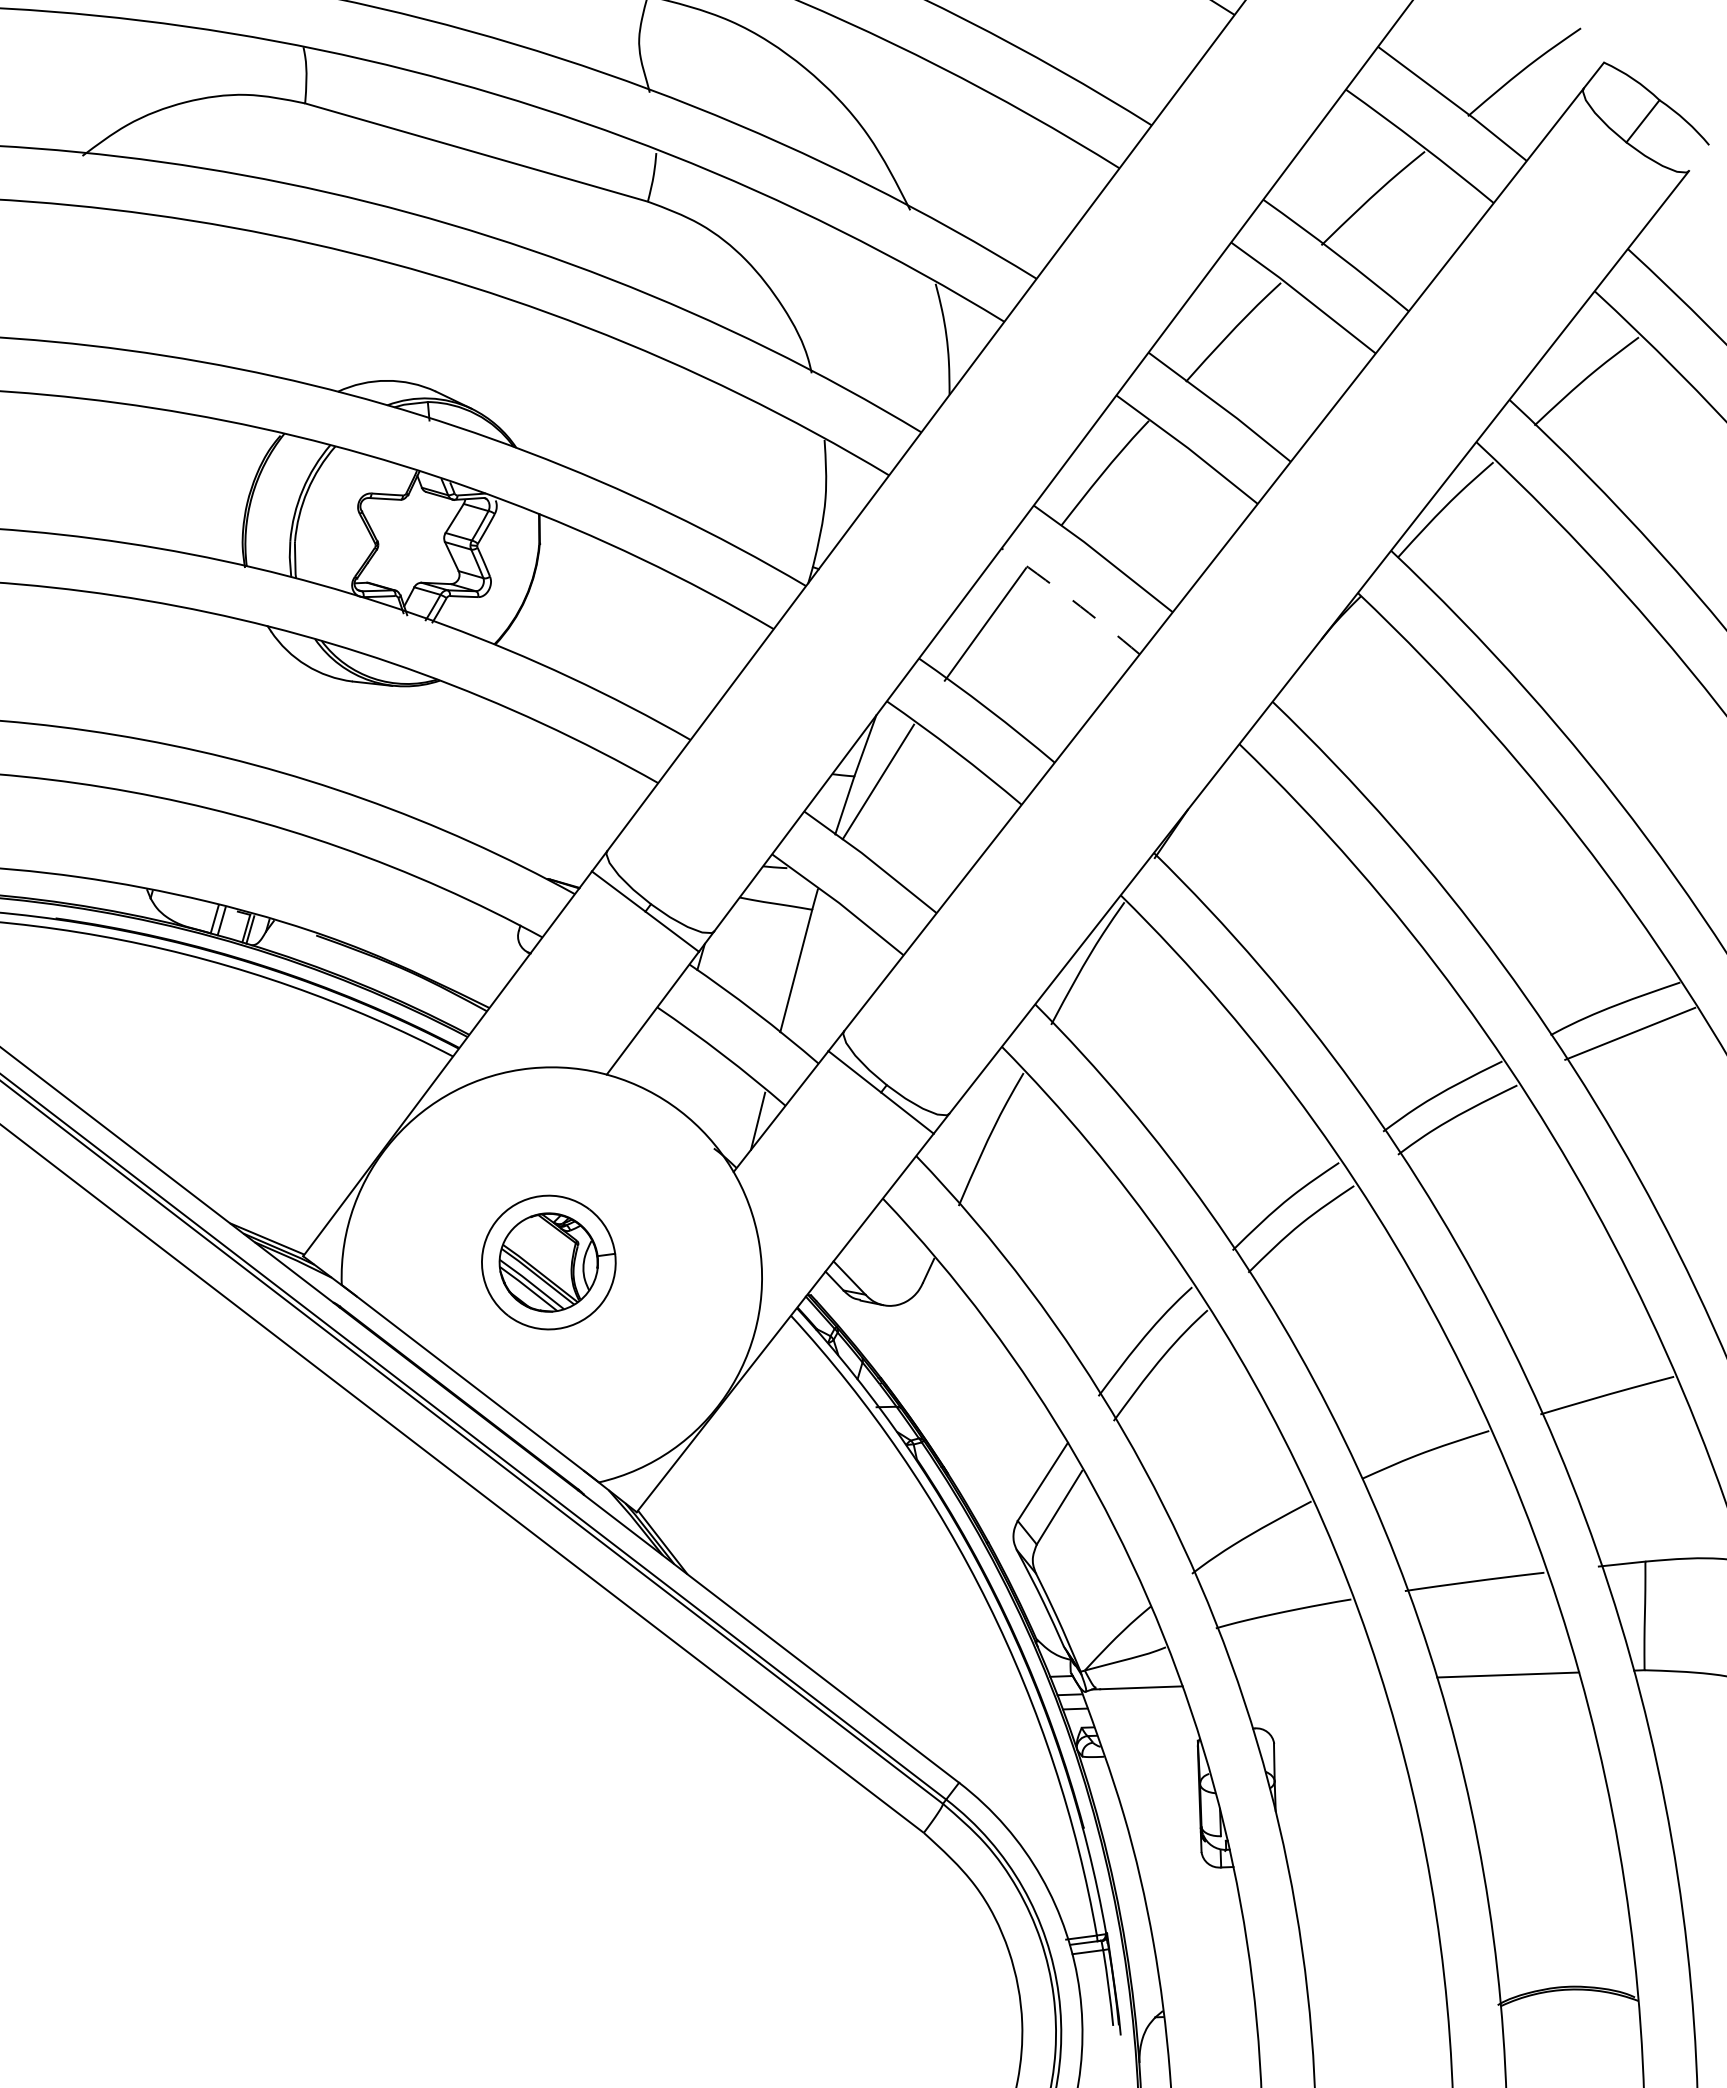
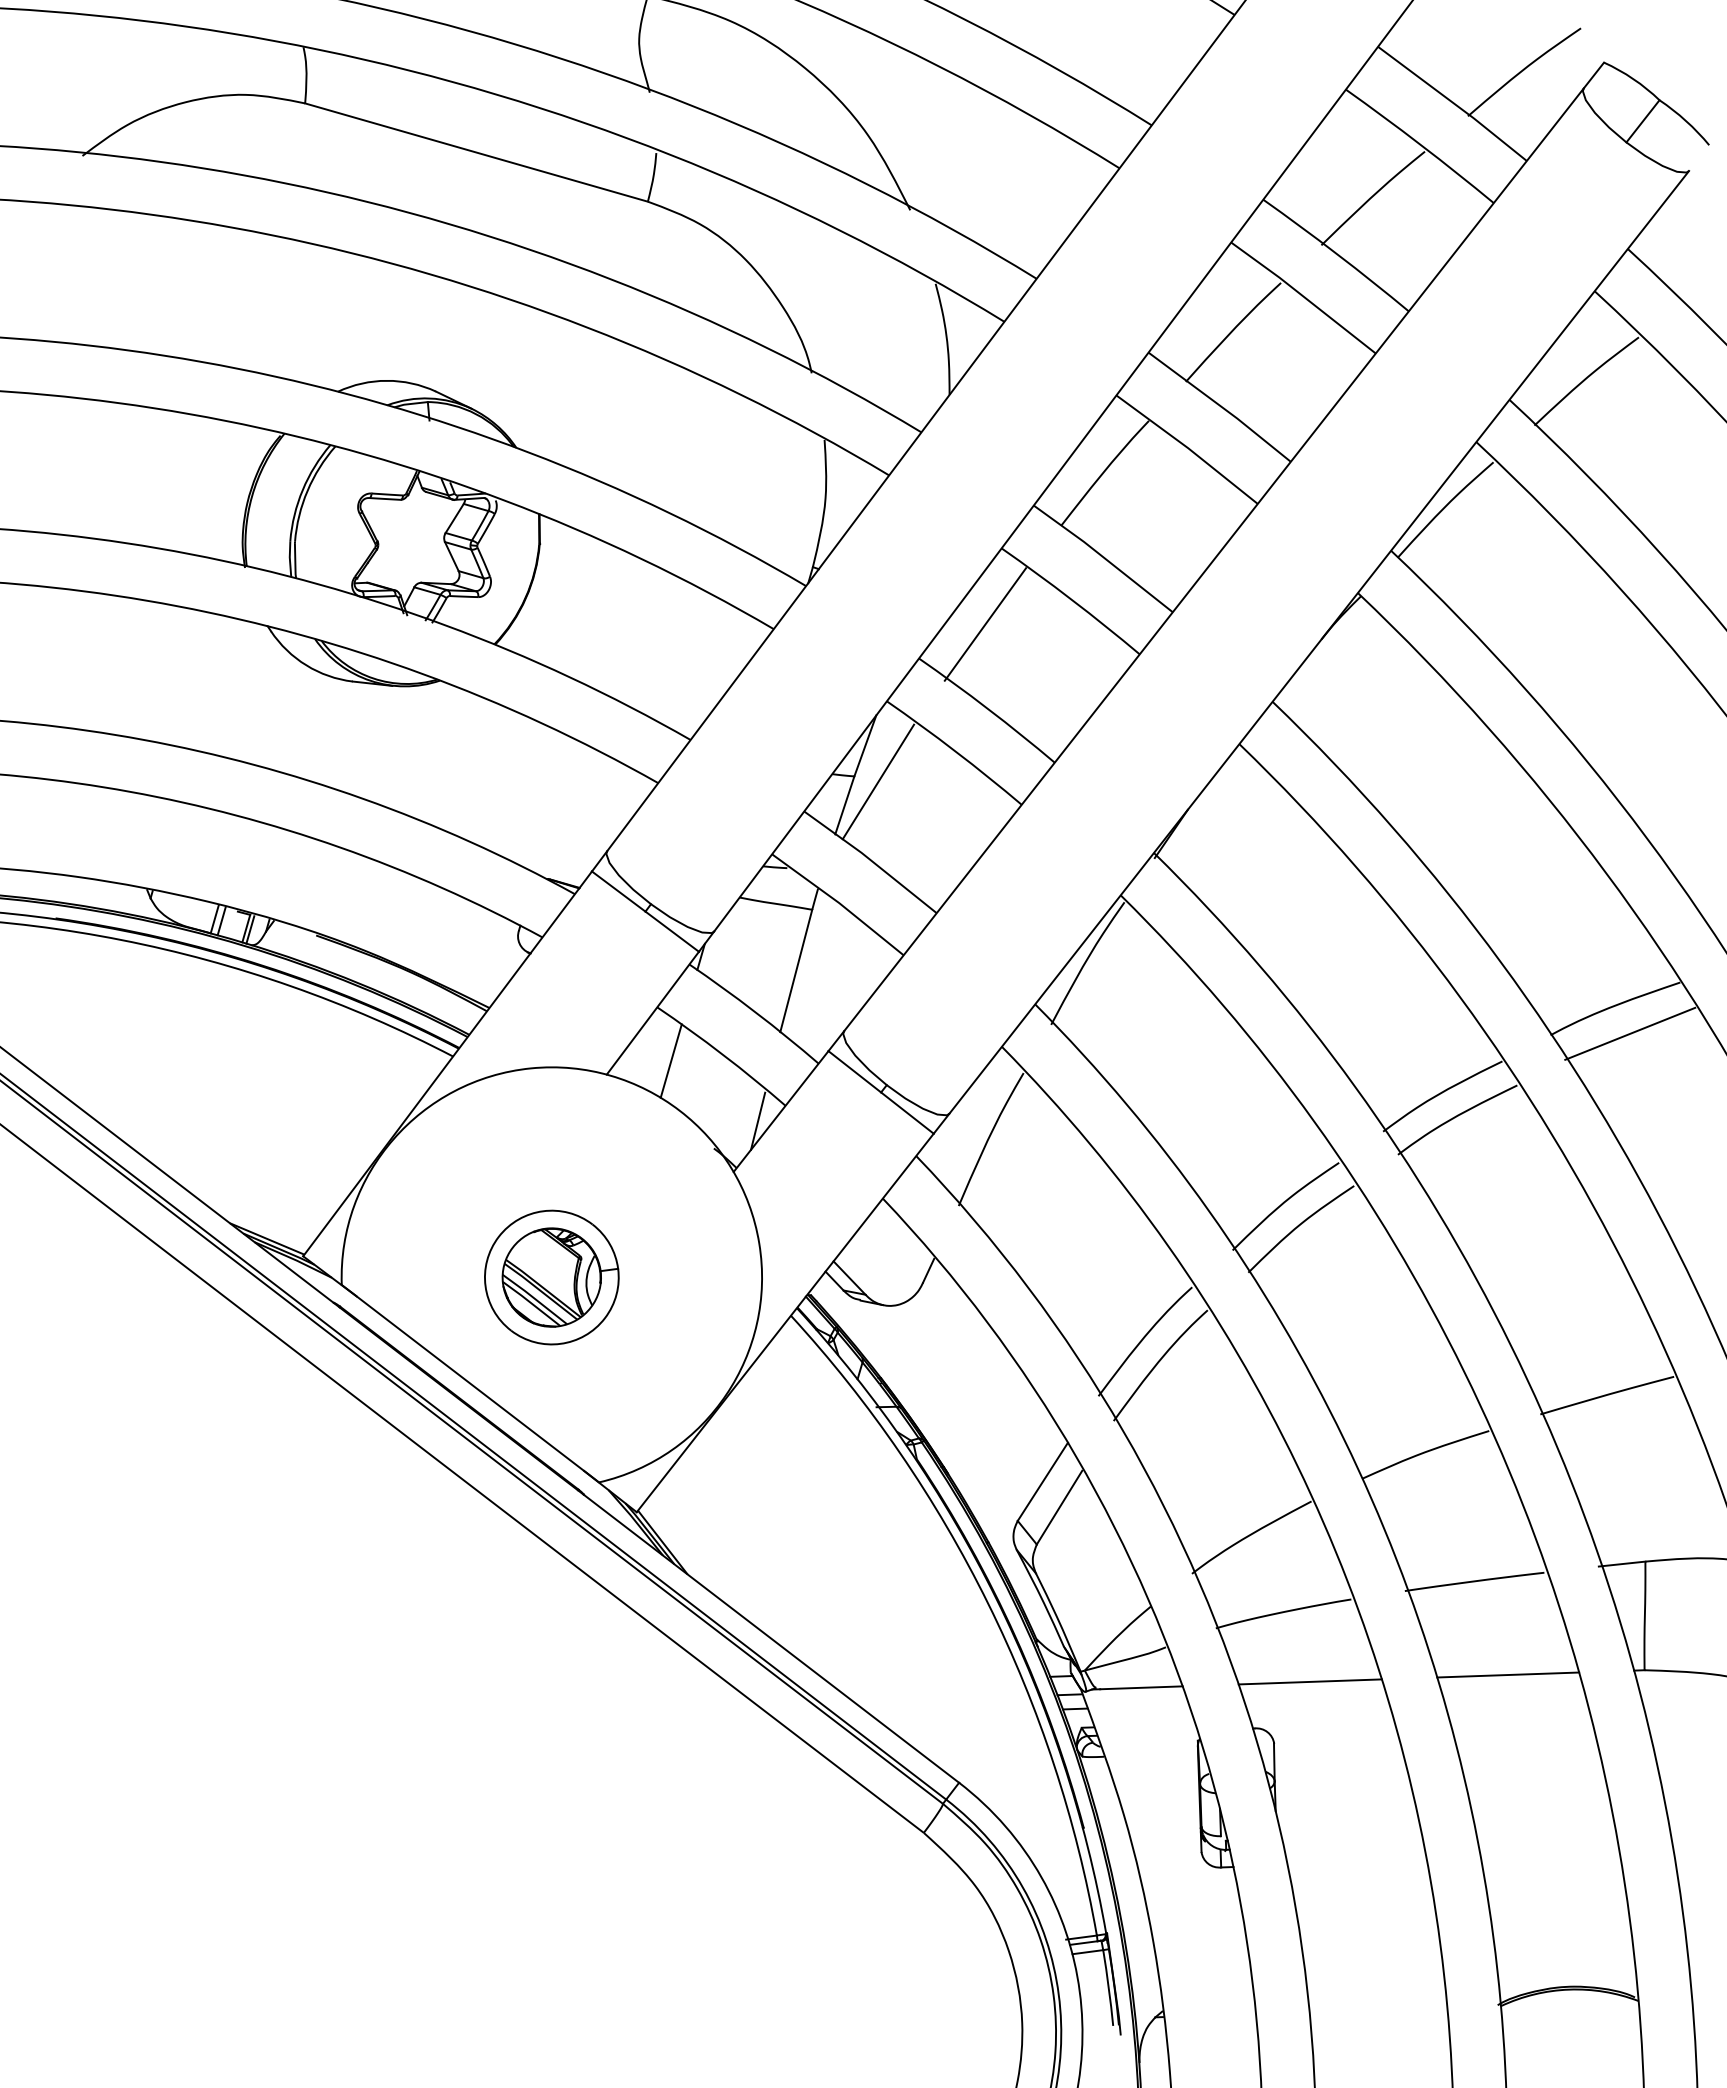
arc: dashed -> solid (1071, 599)
line: none -> present (670, 1060)
part position: (548, 1262) -> (551, 1277) (551, 1277)
line: none -> present (1309, 1681)
